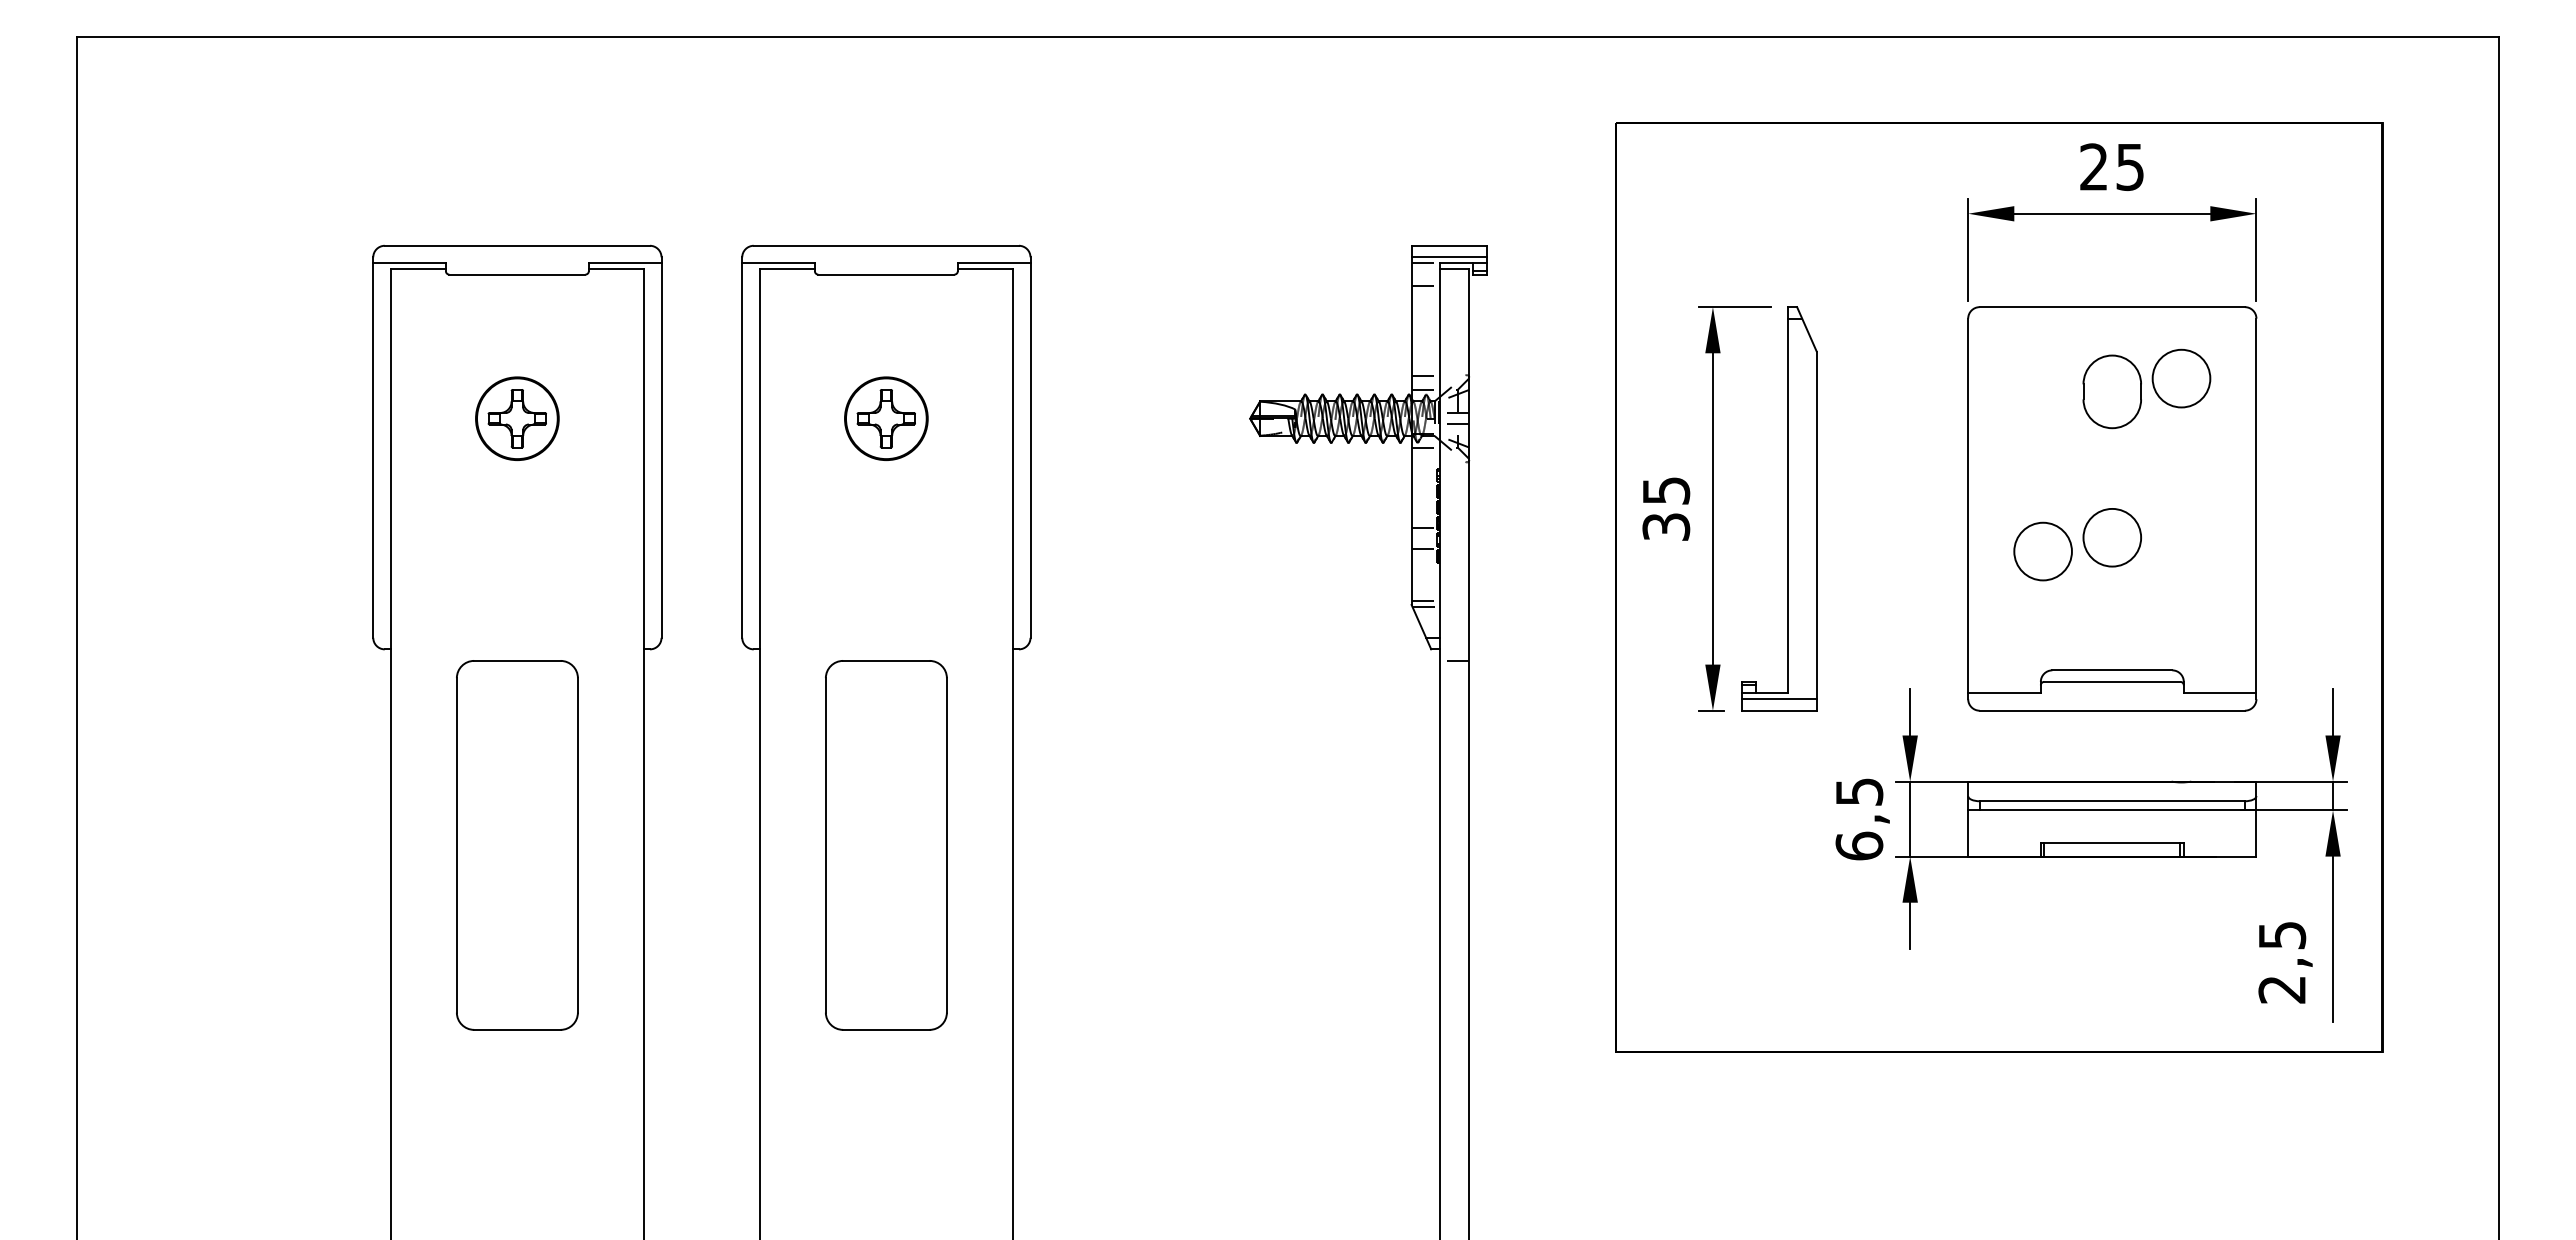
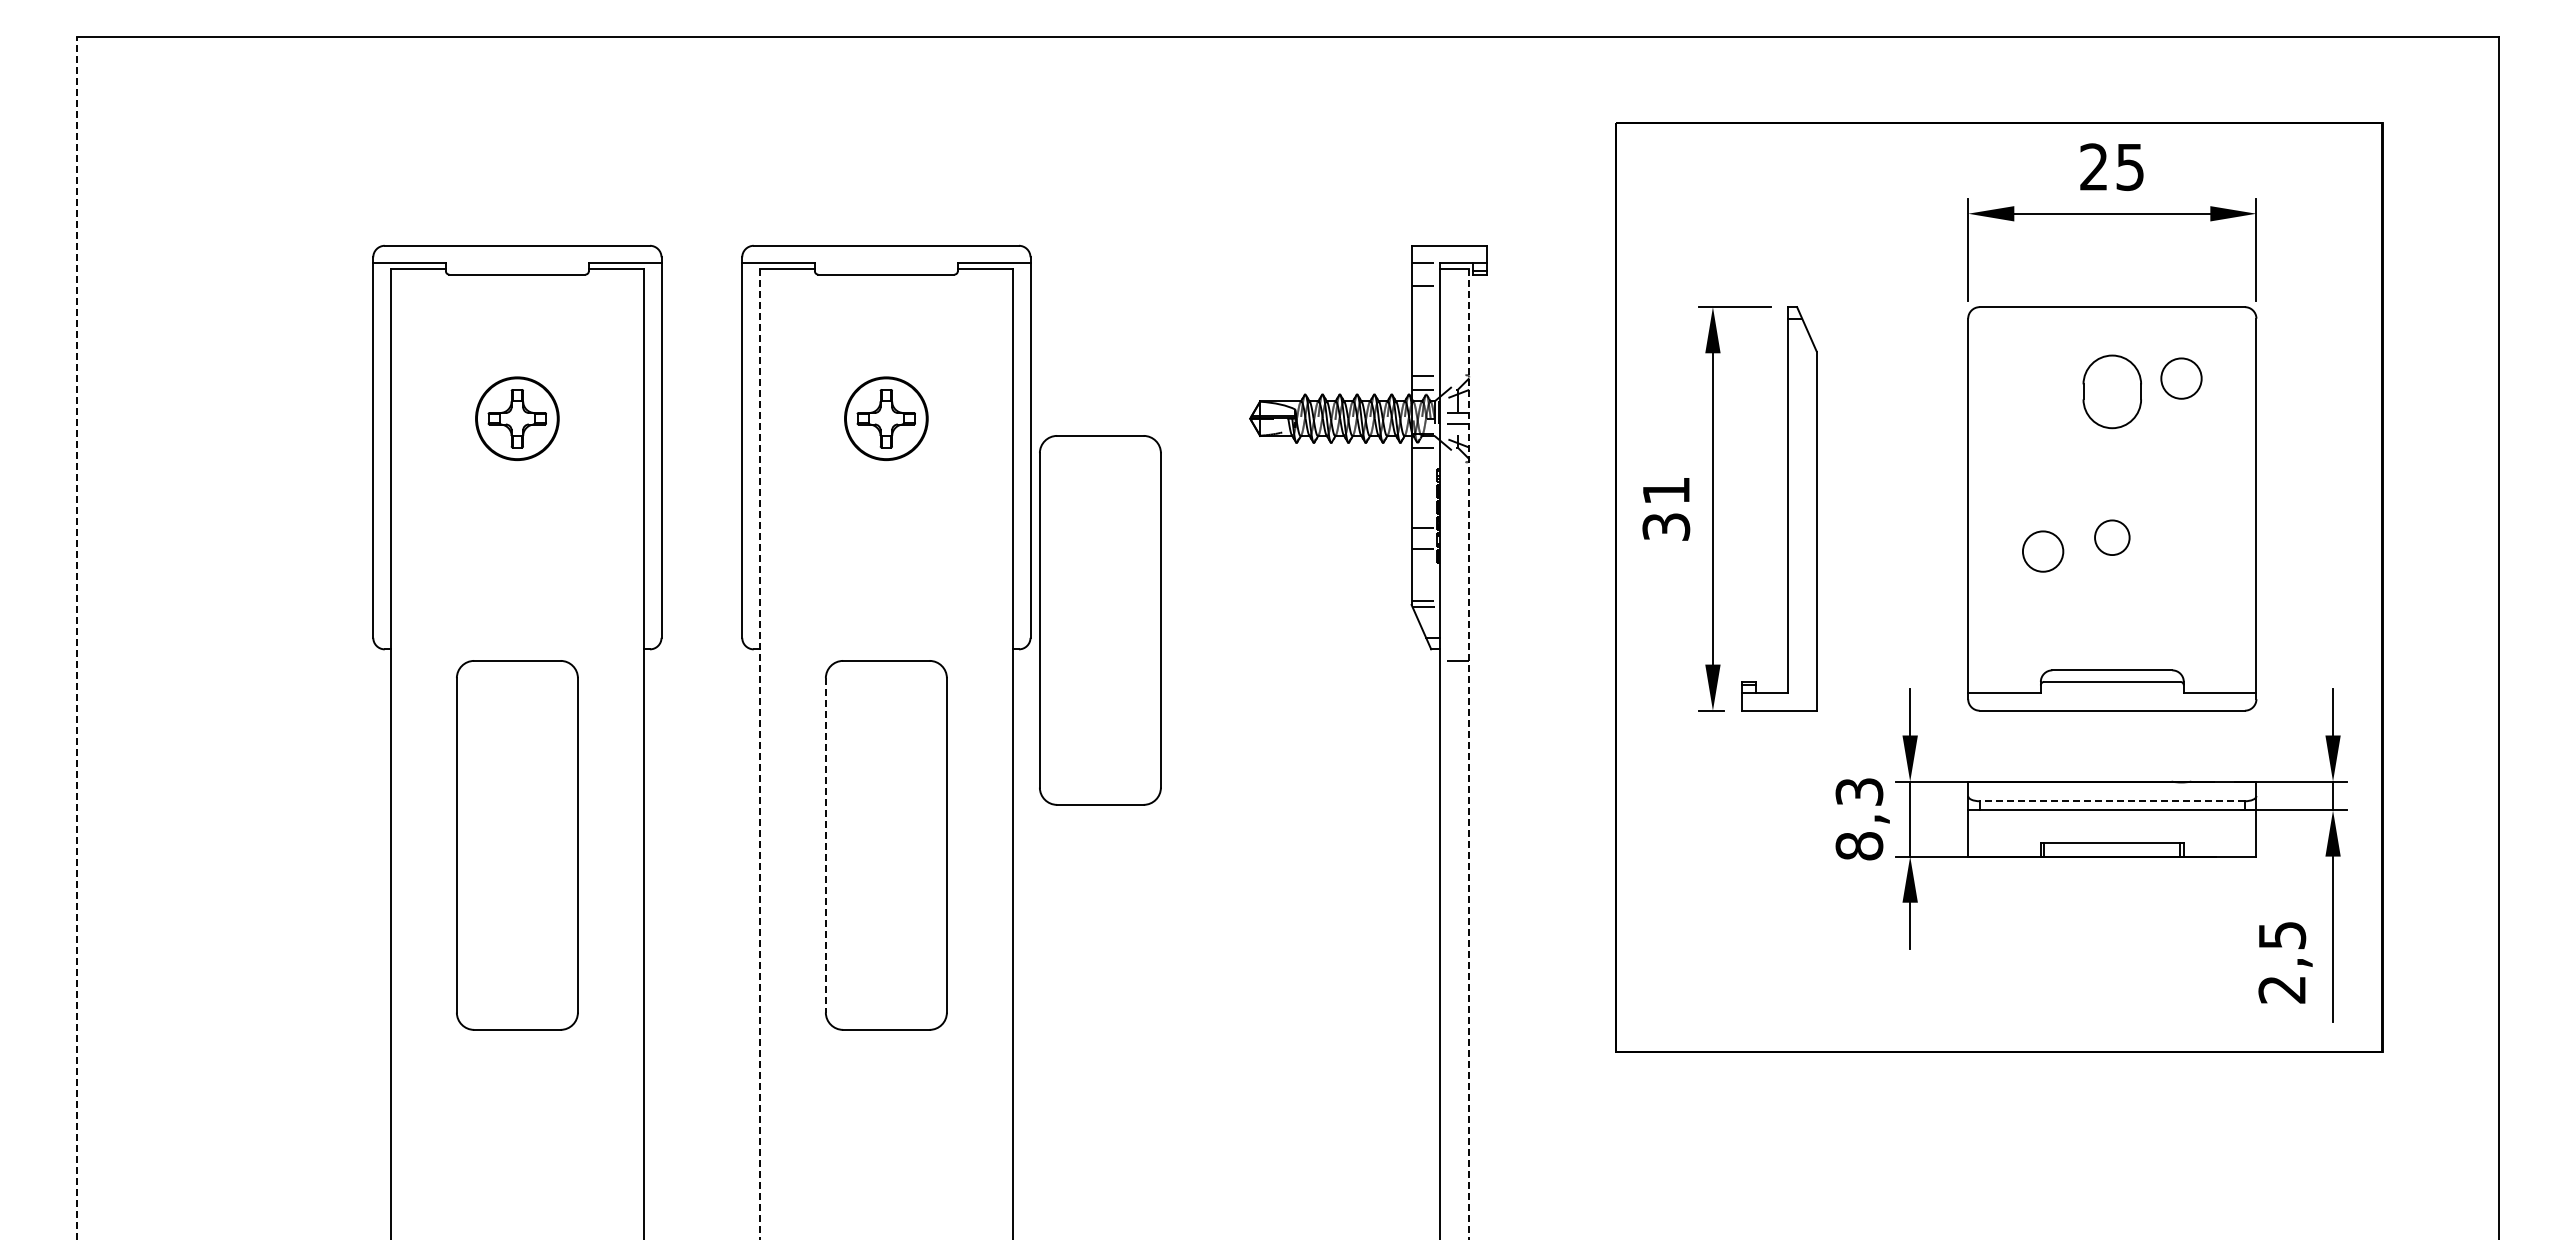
line: present -> none (1448, 257)
circle diameter: 58 px -> 40 px (2181, 378)
text: 35 -> 31 (1666, 490)
circle diameter: 58 px -> 35 px (2112, 537)
circle diameter: 58 px -> 40 px (2042, 551)
part: none -> present (1100, 620)
line: solid -> dashed (77, 638)
line: present -> none (1778, 699)
line: solid -> dashed (759, 754)
line: solid -> dashed (1469, 754)
line: solid -> dashed (2112, 801)
text: 6,5 -> 8,3 (1859, 819)
line: solid -> dashed (825, 845)
